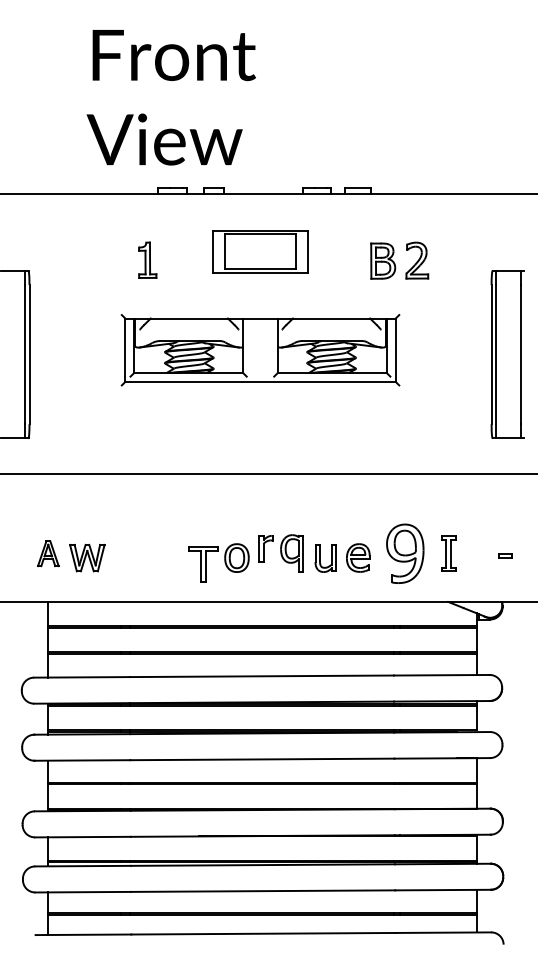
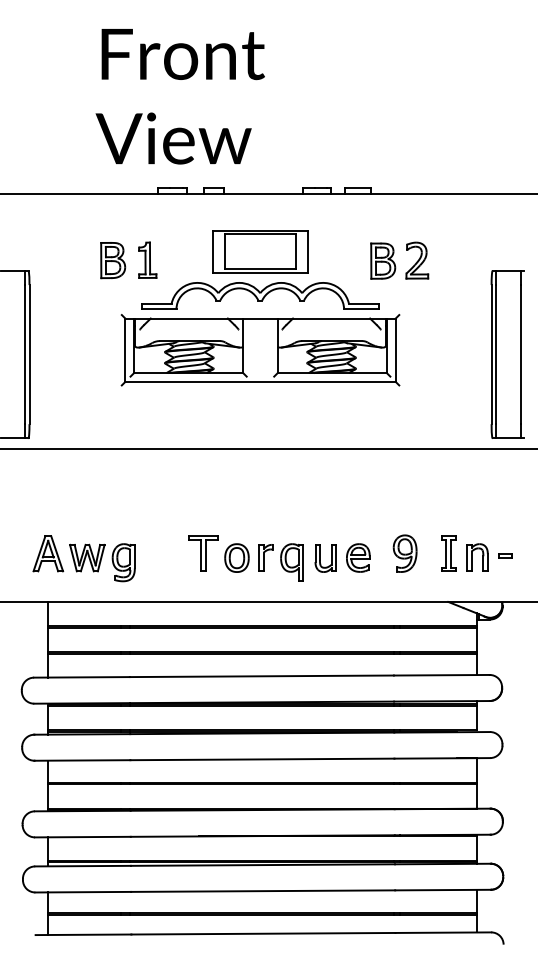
text position: (170, 97) -> (179, 96) (179, 96)
part: none -> present (113, 260)
part: none -> present (260, 295)
line position: (268, 474) -> (268, 449) (268, 449)
part size: 23x28 px -> 33x38 px (48, 553)
part position: (280, 553) -> (280, 562) (280, 562)
part size: 39x61 px -> 26x39 px (404, 553)
part: none -> present (477, 557)
part: none -> present (123, 562)
part position: (203, 564) -> (203, 553) (203, 553)
